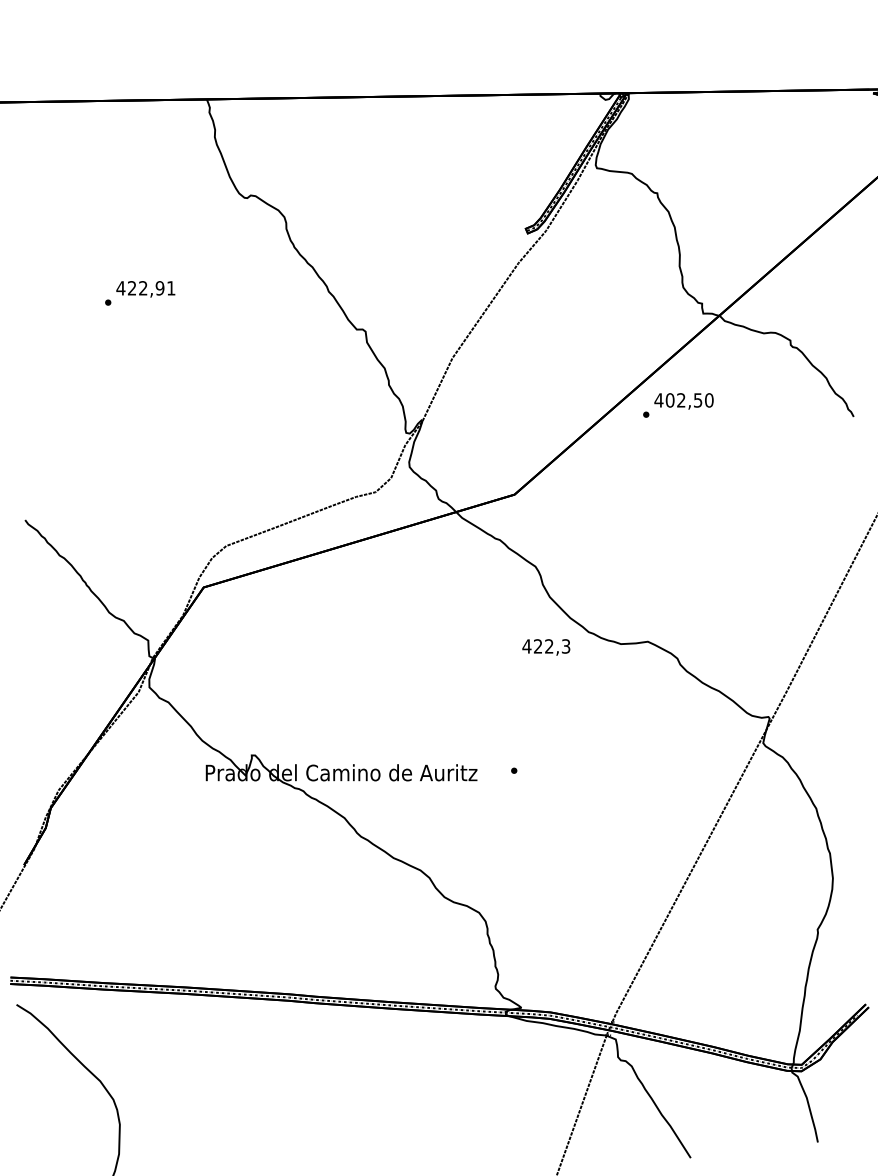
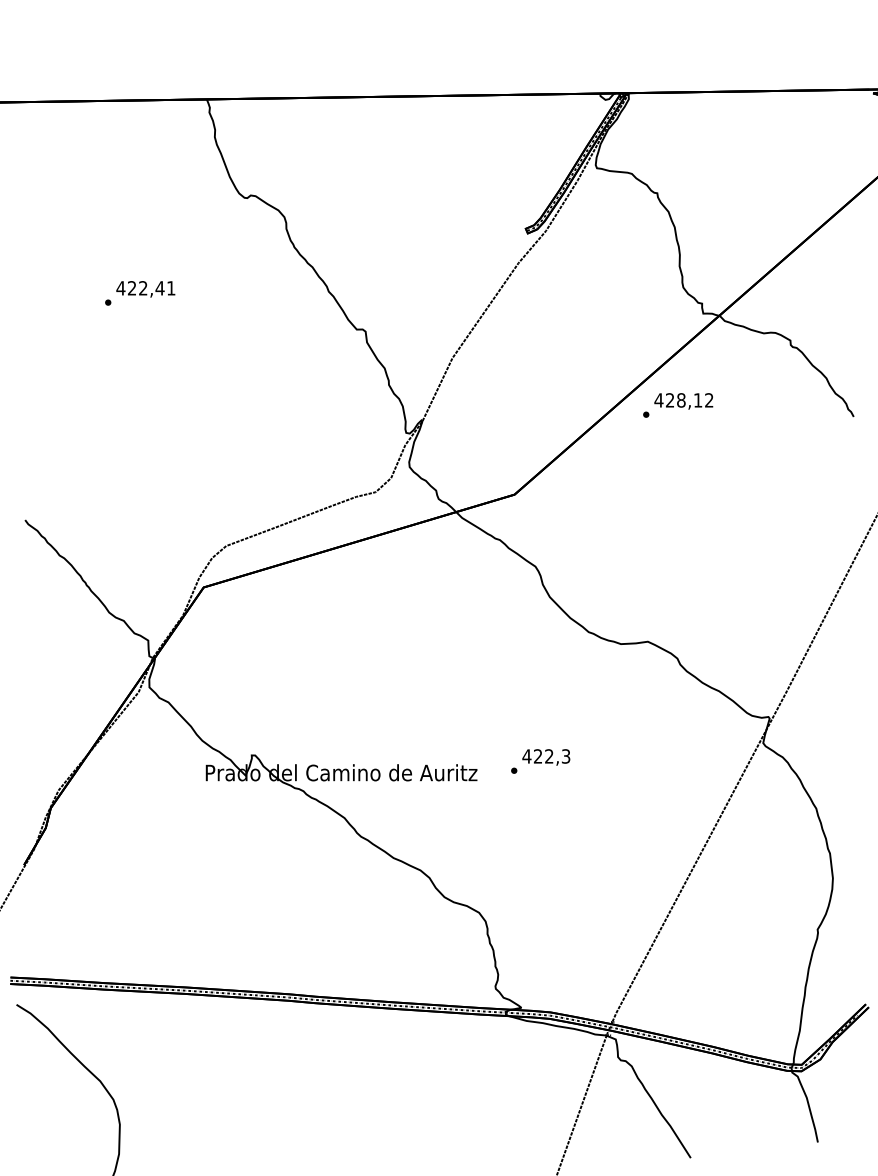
text: 422,91 -> 422,41 (159, 288)
text: 402,50 -> 428,12 (689, 400)
text position: (546, 647) -> (546, 757) (546, 757)
